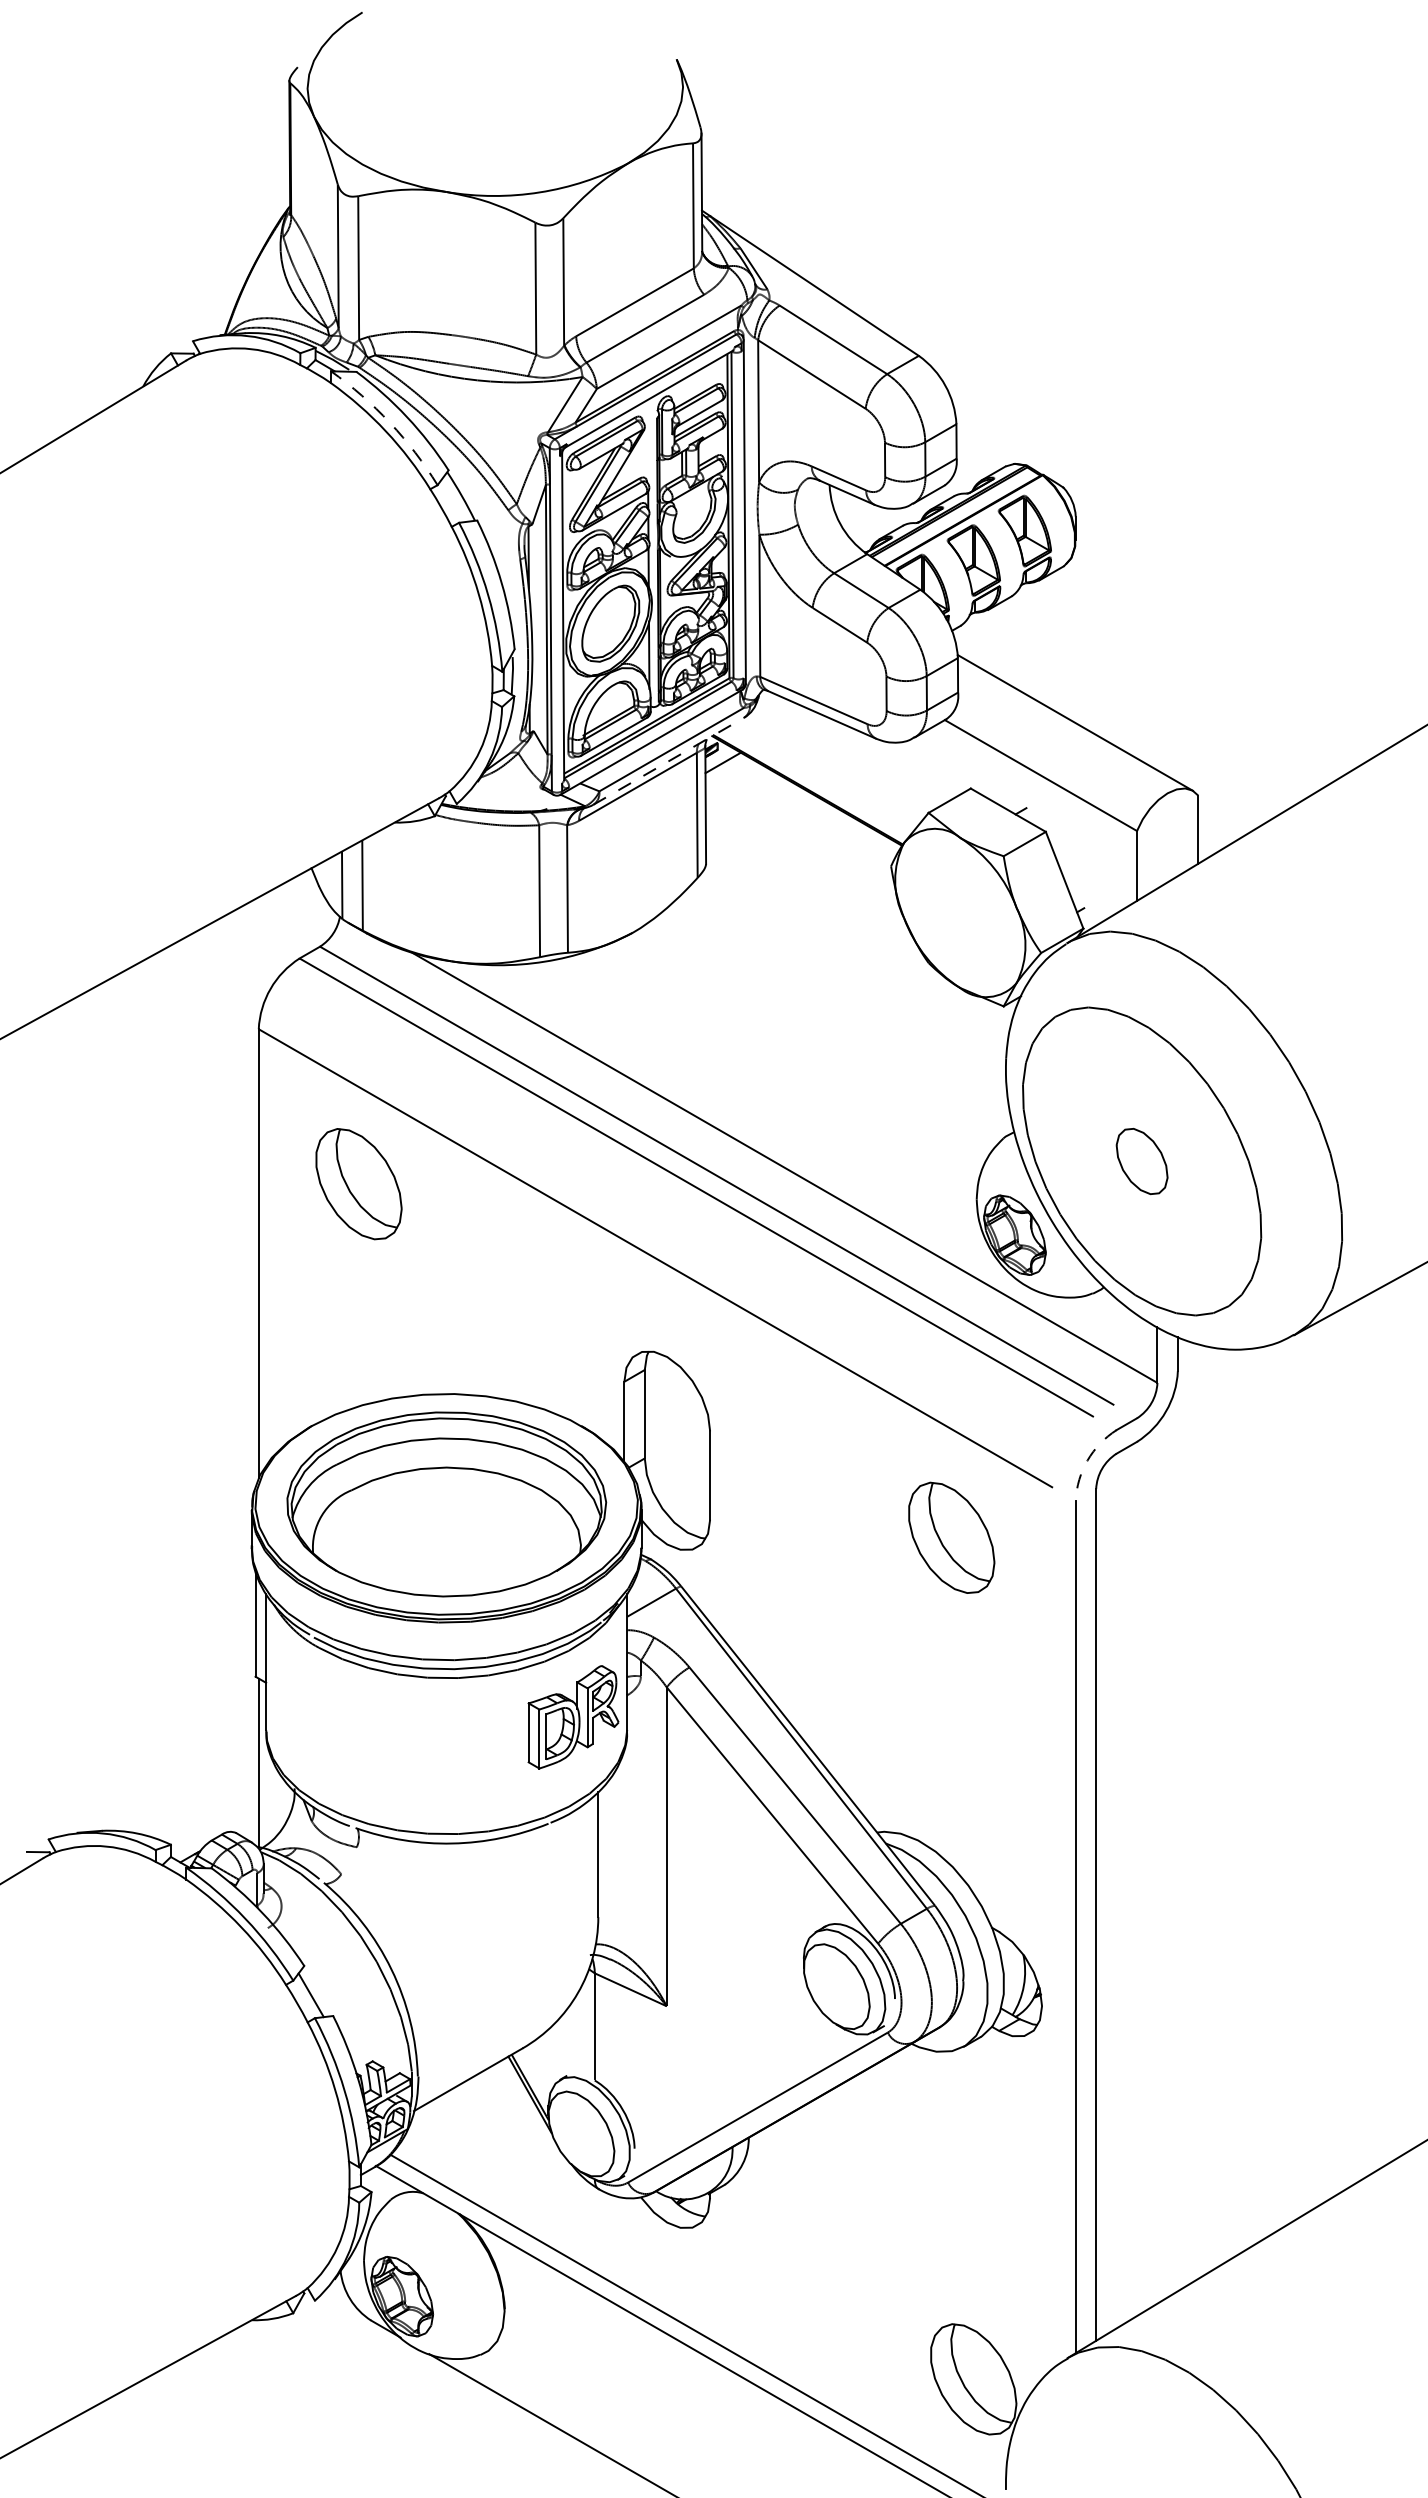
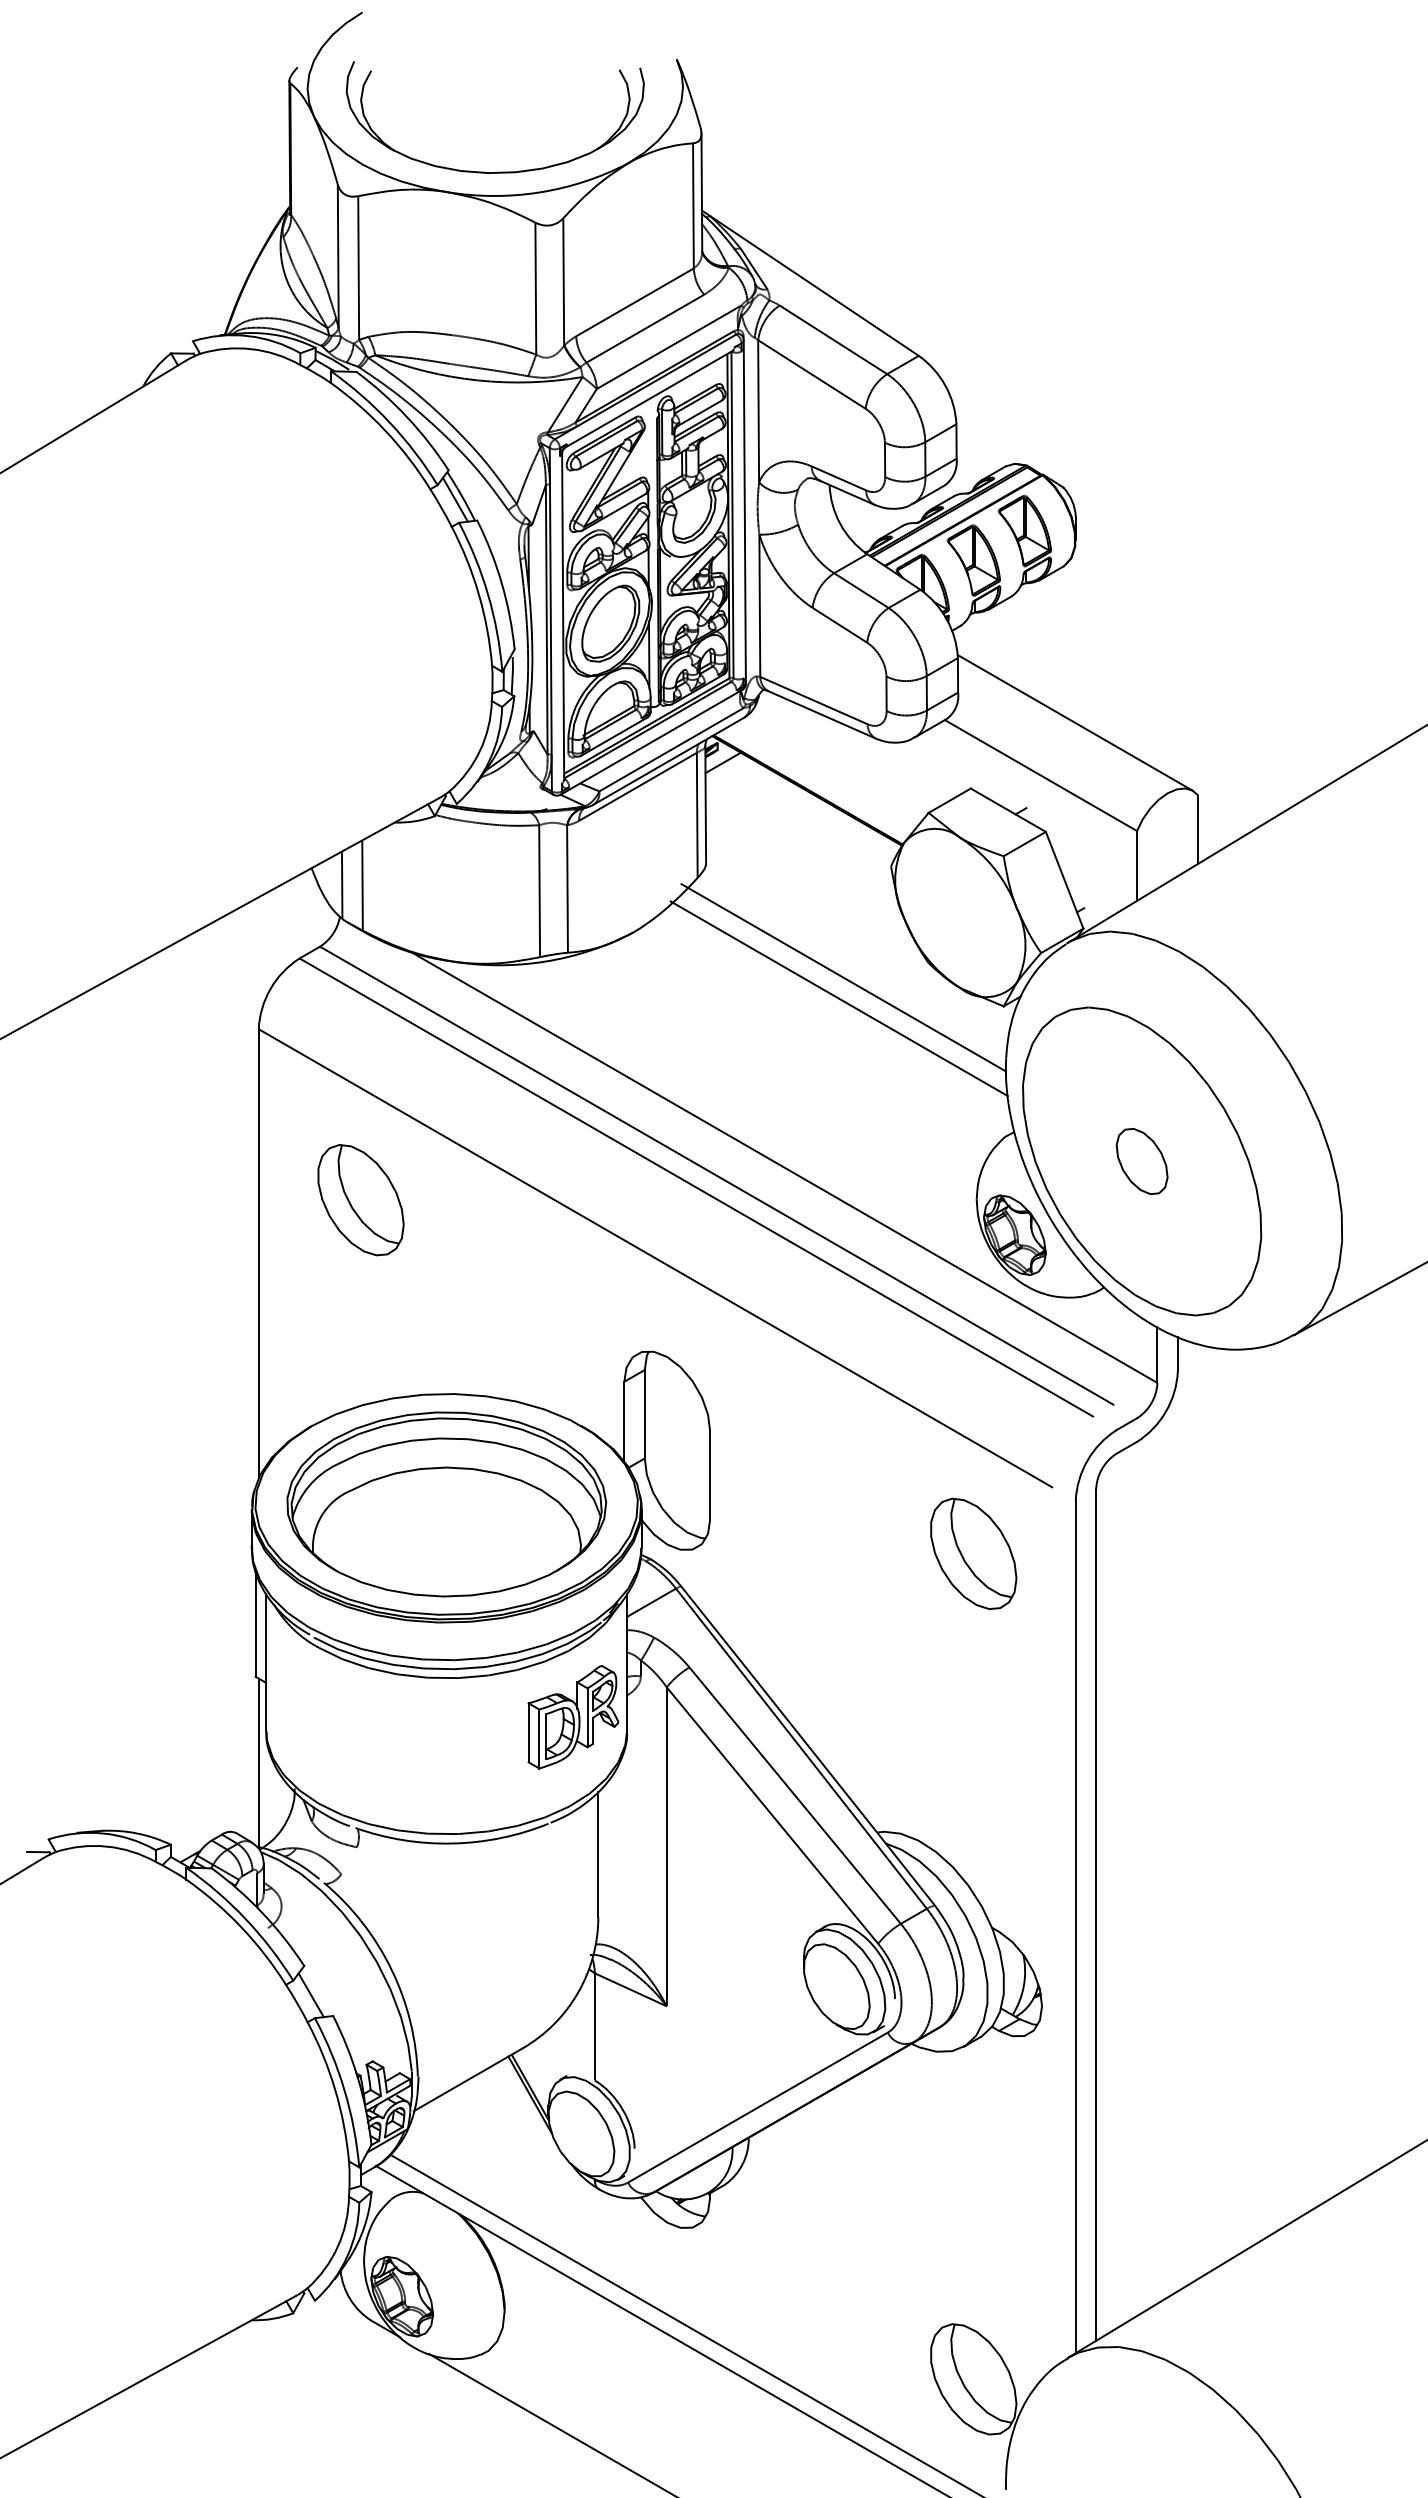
part: none -> present (497, 171)
arc: dashed -> solid (390, 422)
line: none -> present (454, 499)
line: dashed -> solid (668, 761)
line: none -> present (843, 977)
line: none -> present (838, 998)
part position: (358, 1184) -> (360, 1200) (360, 1200)
arc: dashed -> solid (1087, 1460)
part position: (951, 1537) -> (973, 1553) (973, 1553)
